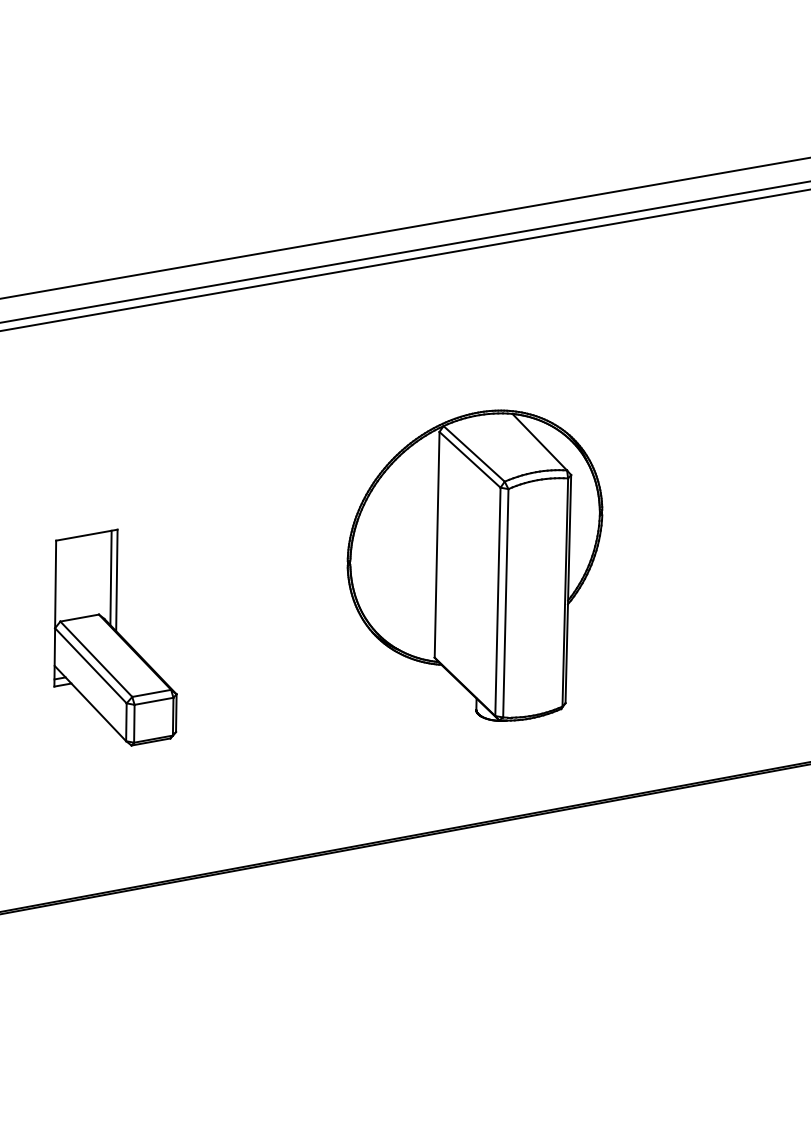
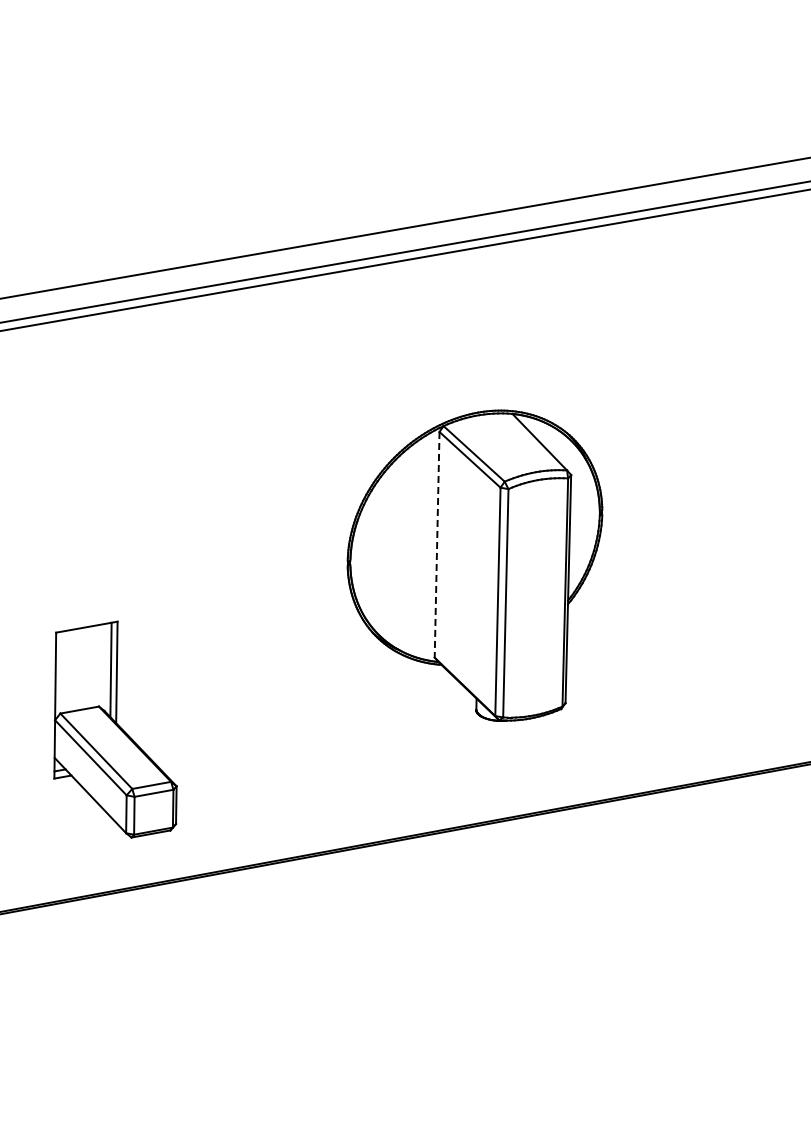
line: solid -> dashed (437, 544)
part position: (115, 637) -> (115, 729) (115, 729)
